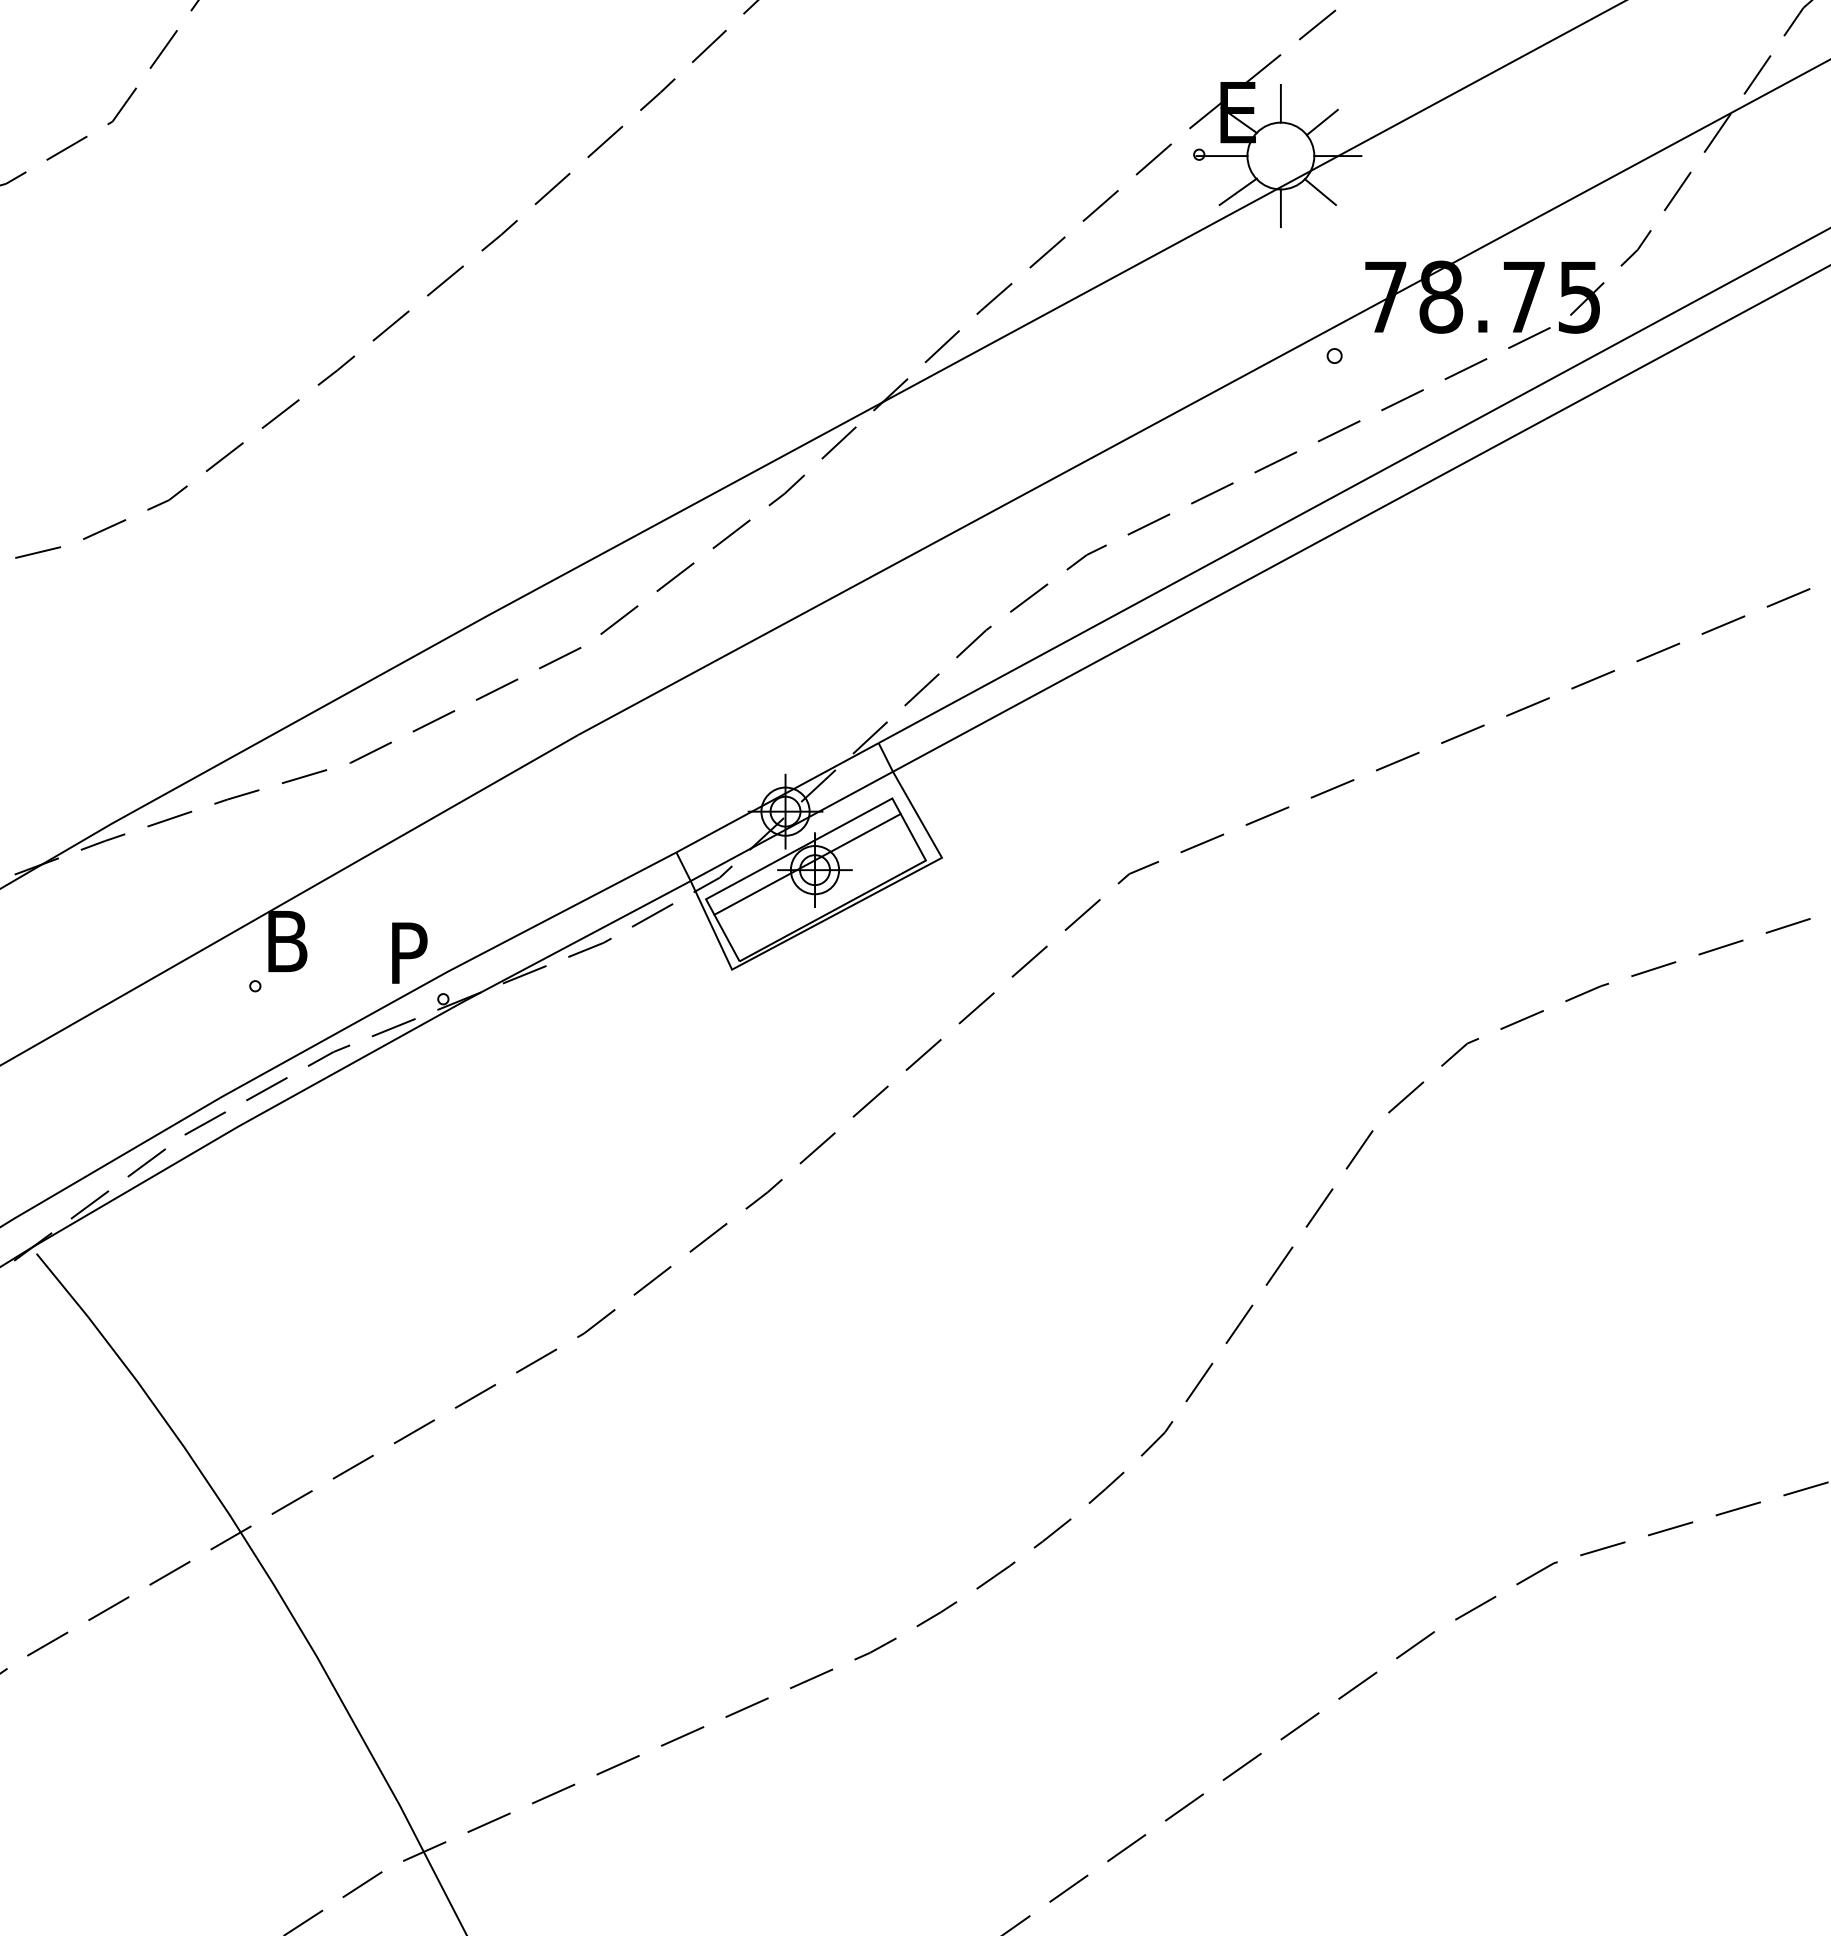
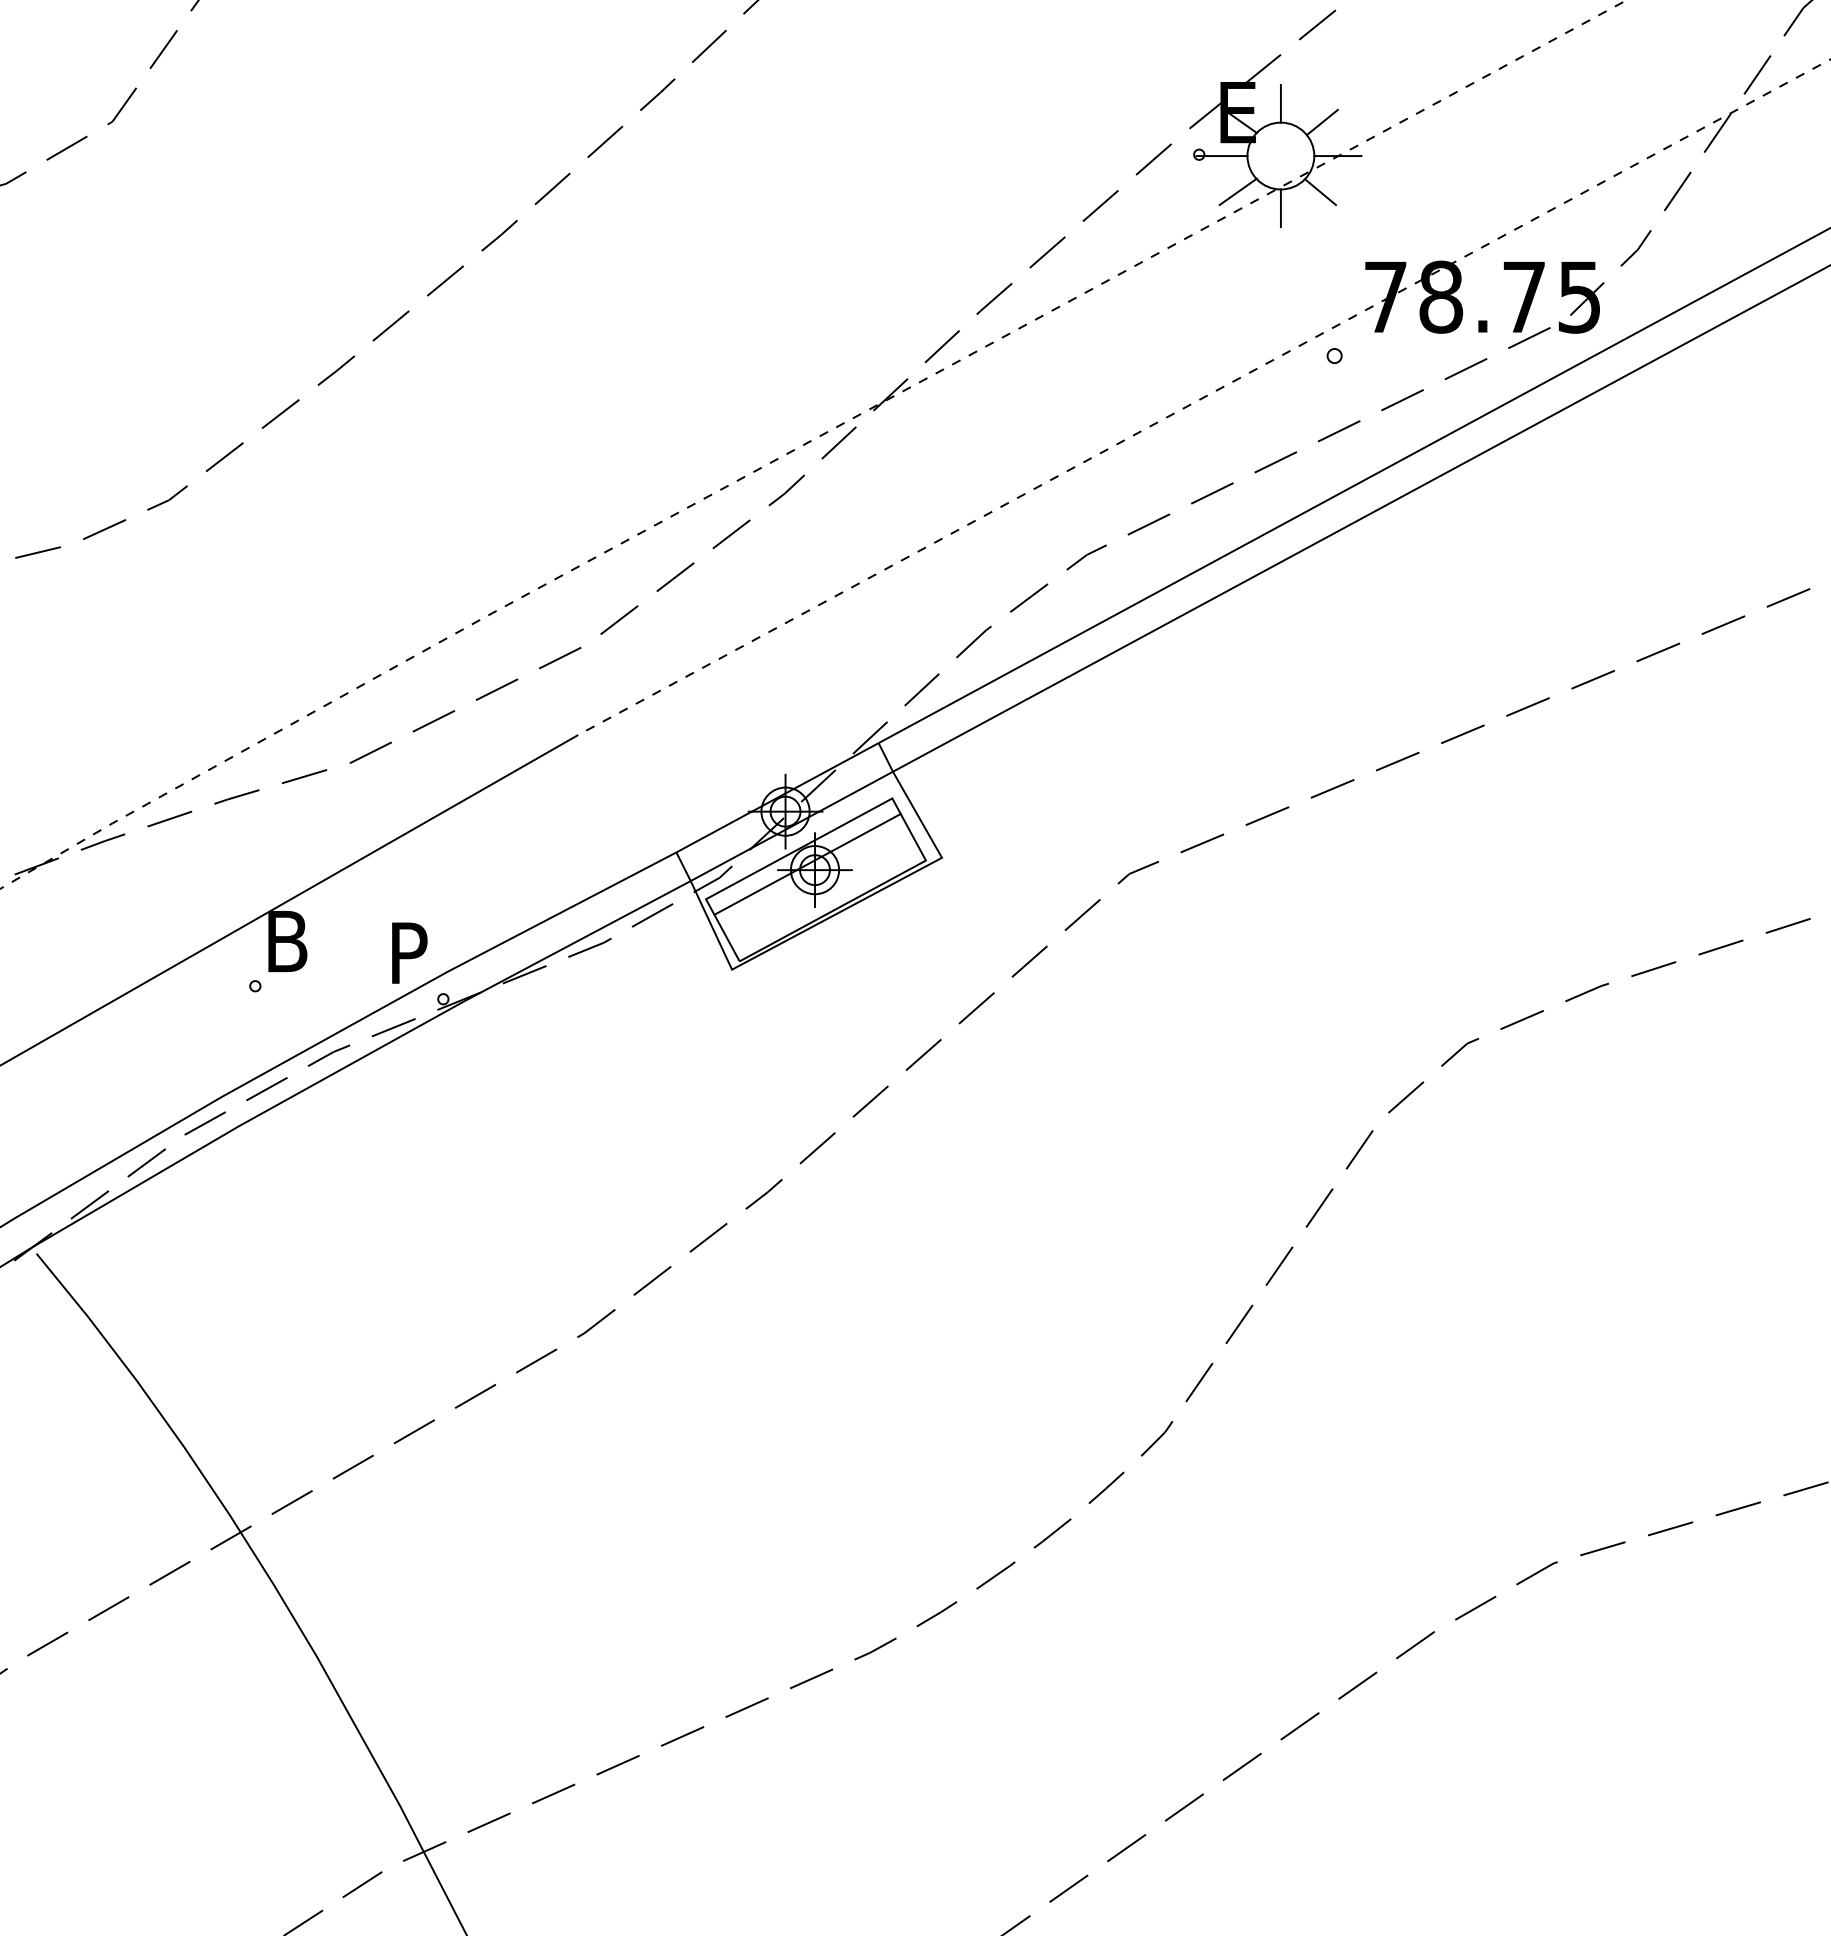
line: solid -> dashed (1203, 397)
line: solid -> dashed (810, 441)
